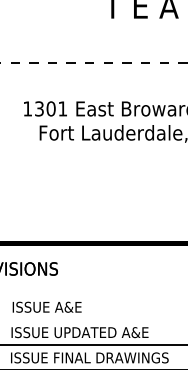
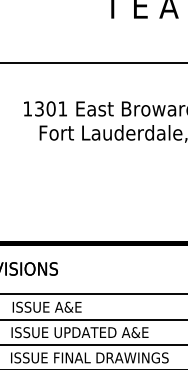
line: dashed -> solid (94, 63)
line: none -> present (93, 294)
line: none -> present (93, 319)
